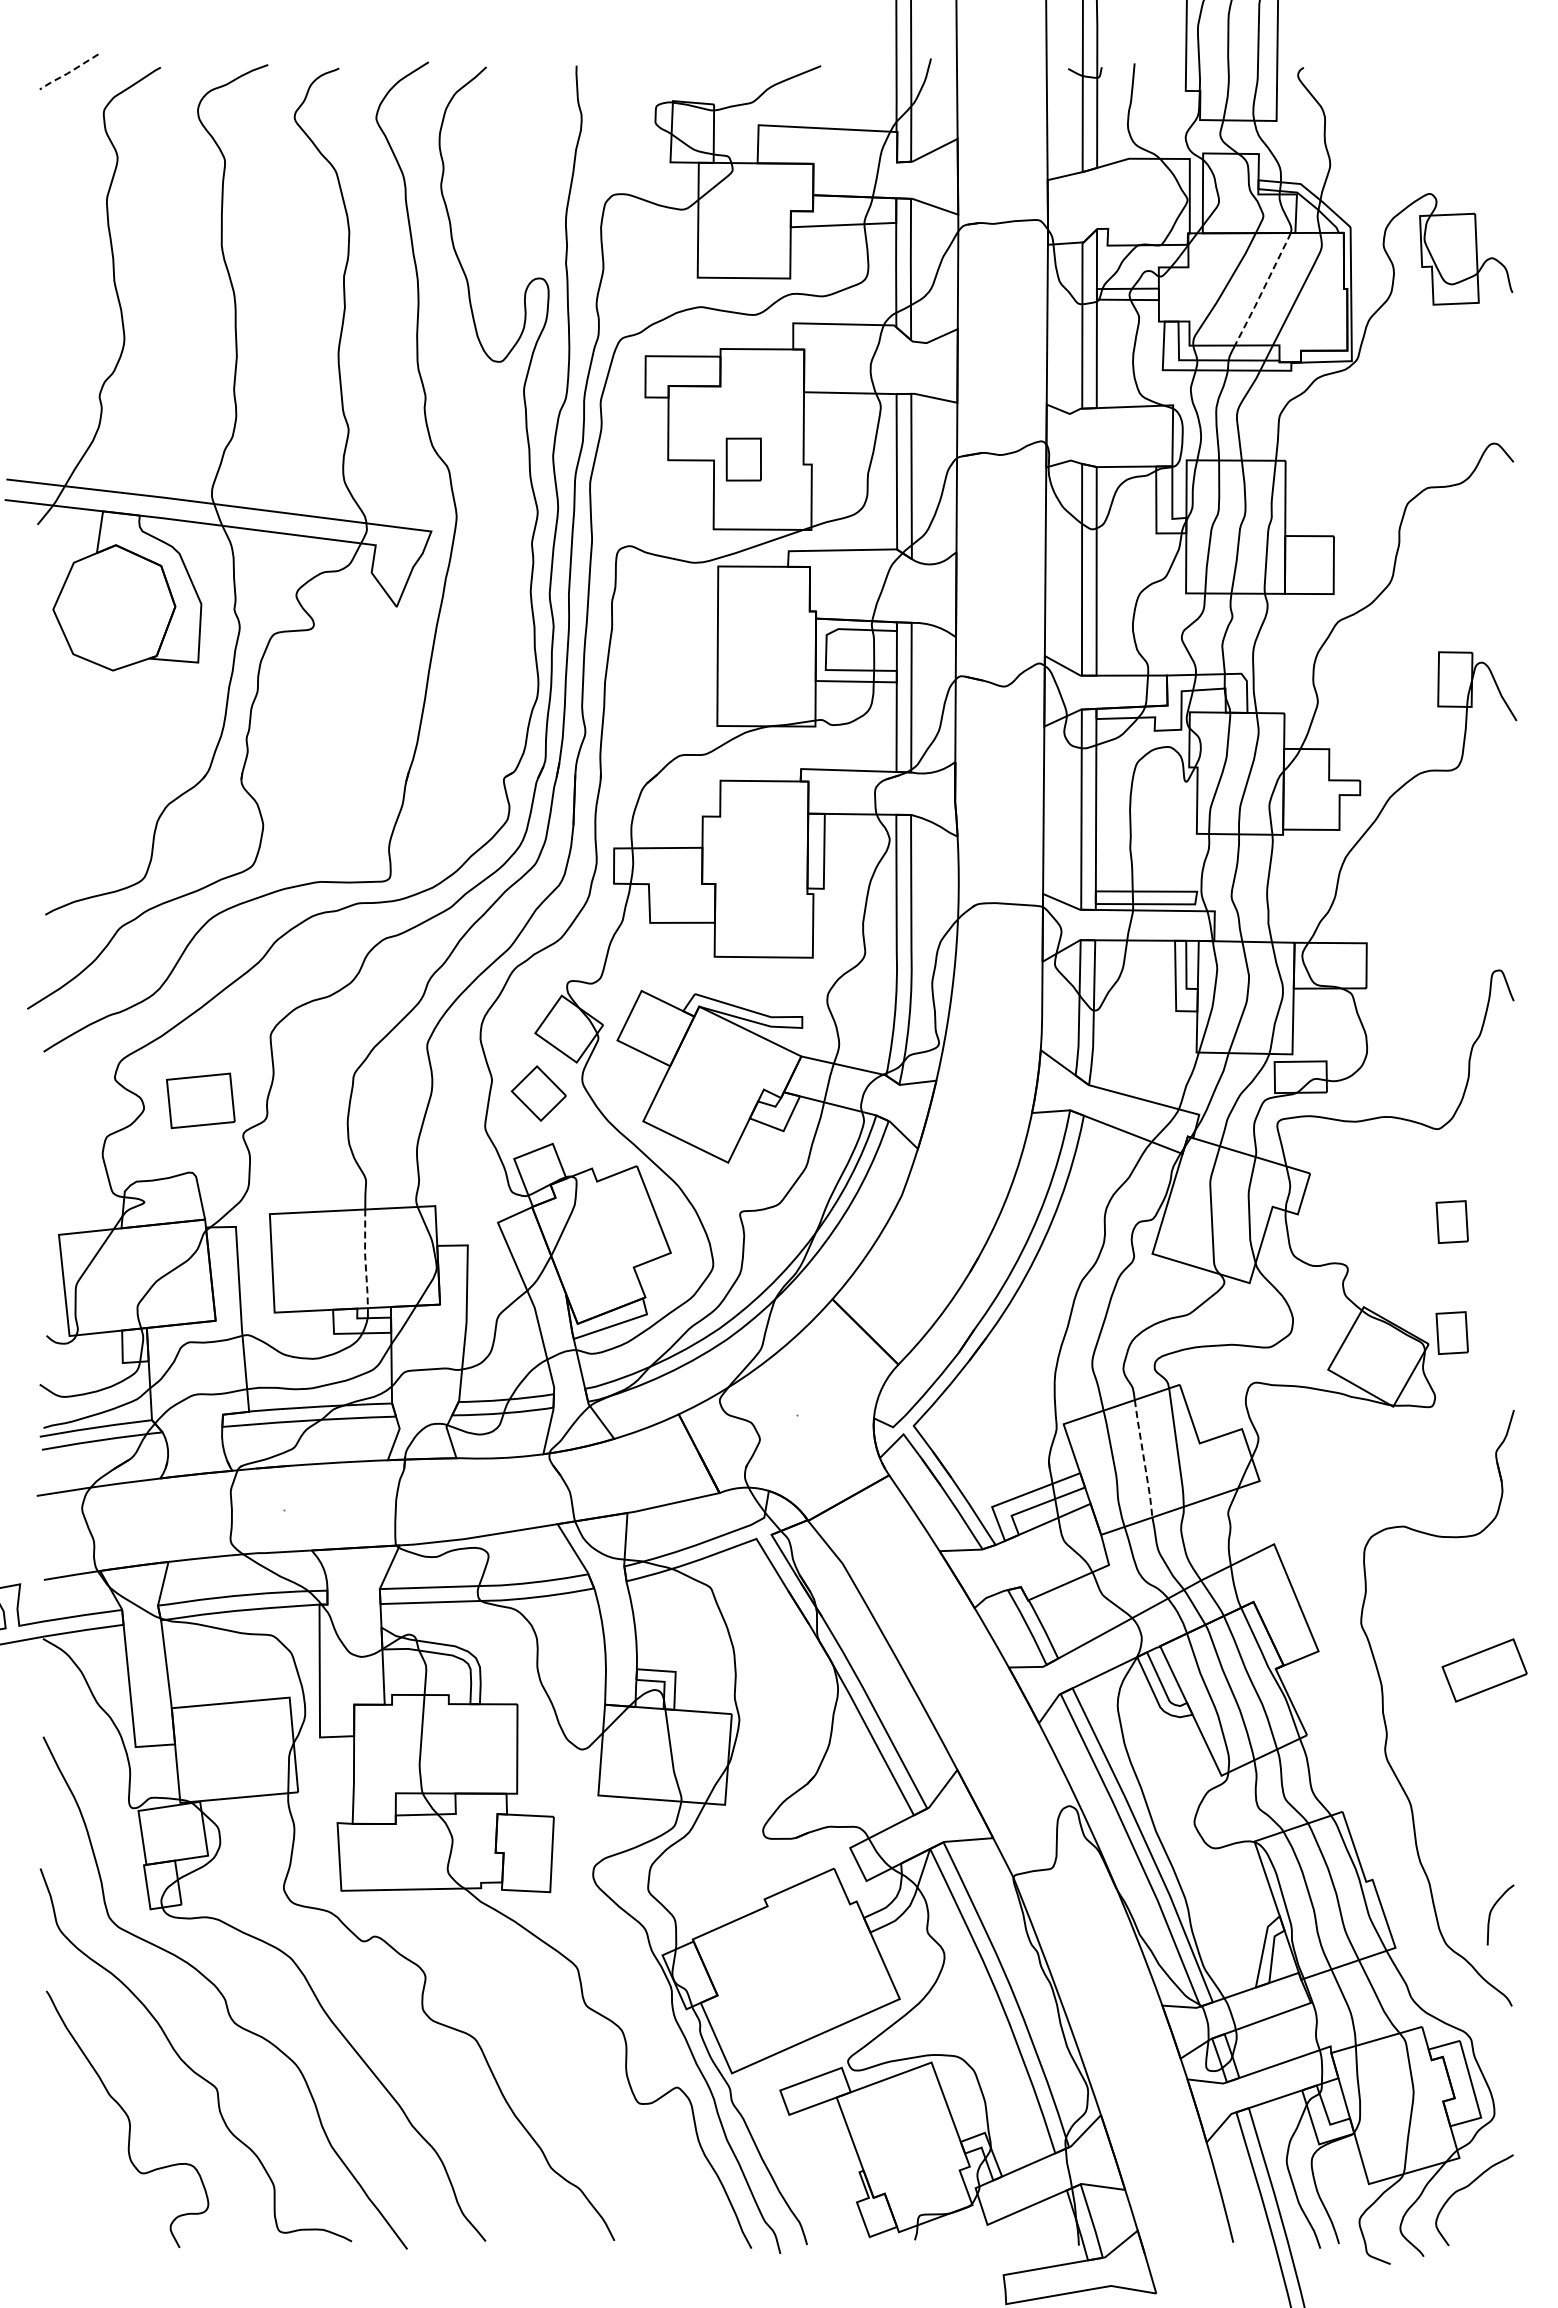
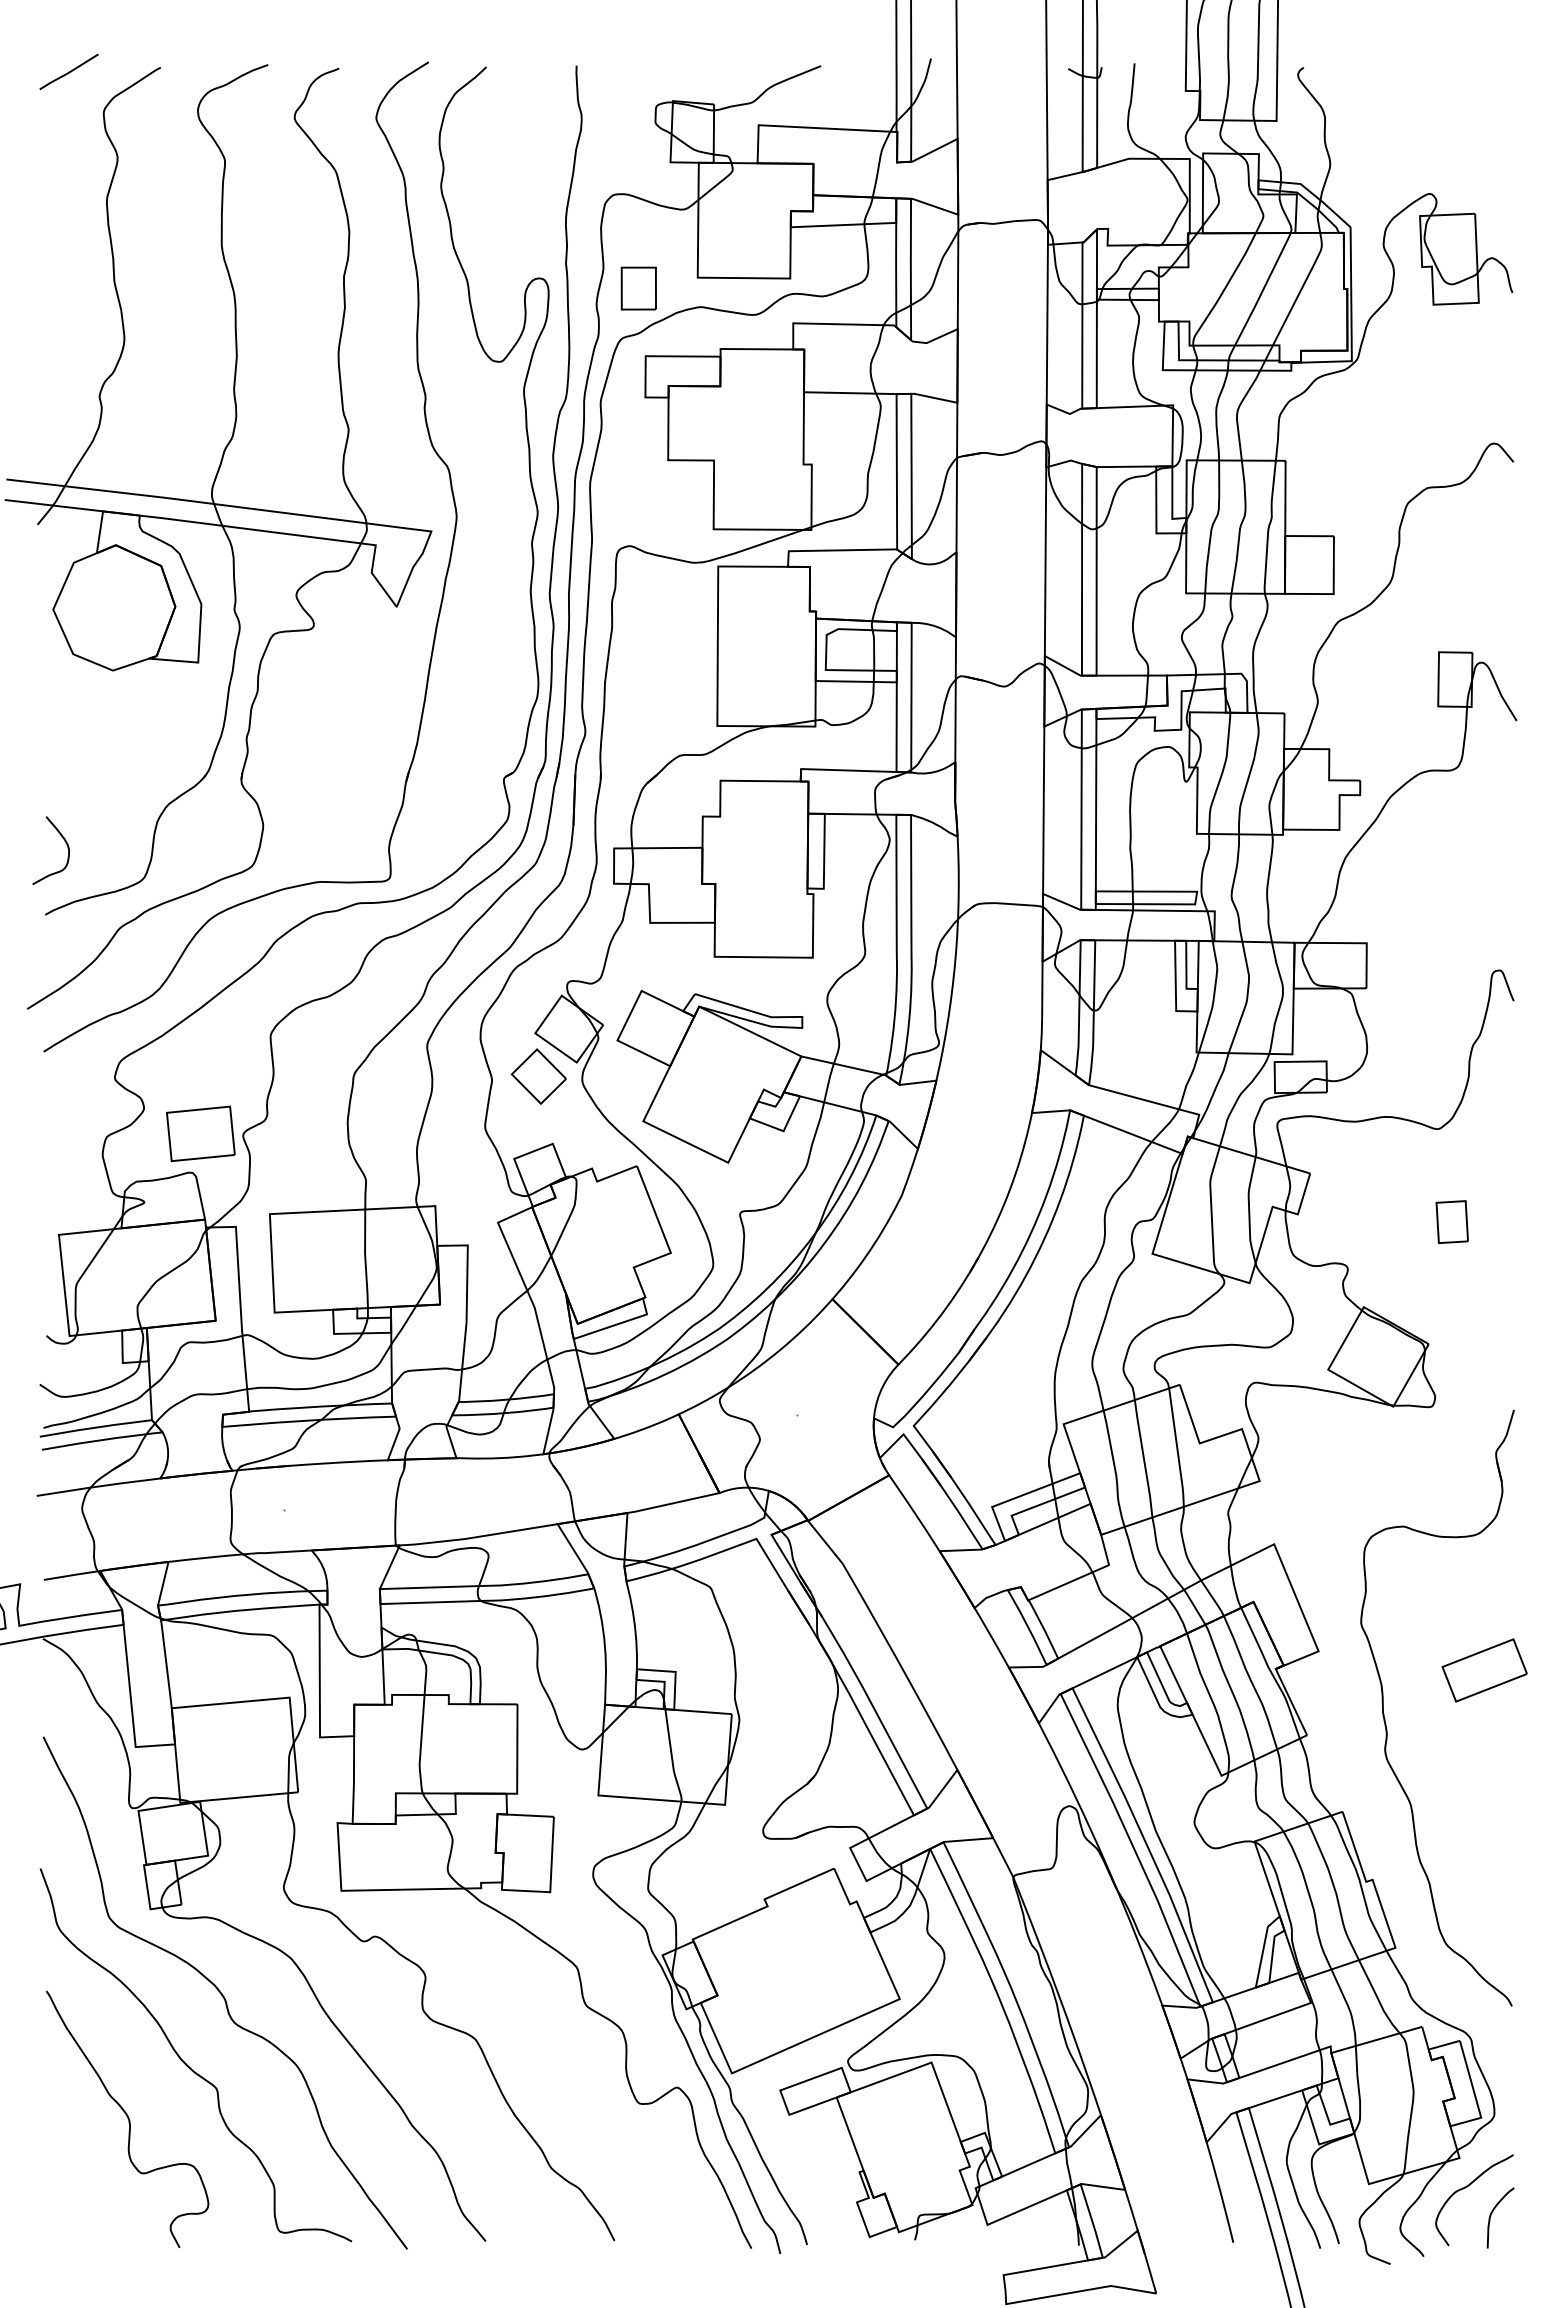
line: dashed -> solid (68, 73)
line: dashed -> solid (1263, 290)
part position: (743, 459) -> (638, 288) (638, 288)
curve: none -> present (65, 843)
part position: (538, 1093) -> (538, 1076) (538, 1076)
part position: (200, 1100) -> (200, 1133) (200, 1133)
line: dashed -> solid (365, 1259)
part: present -> none (1451, 1332)
line: dashed -> solid (1144, 1459)
curve position: (1492, 1910) -> (1492, 2213) (1492, 2213)
